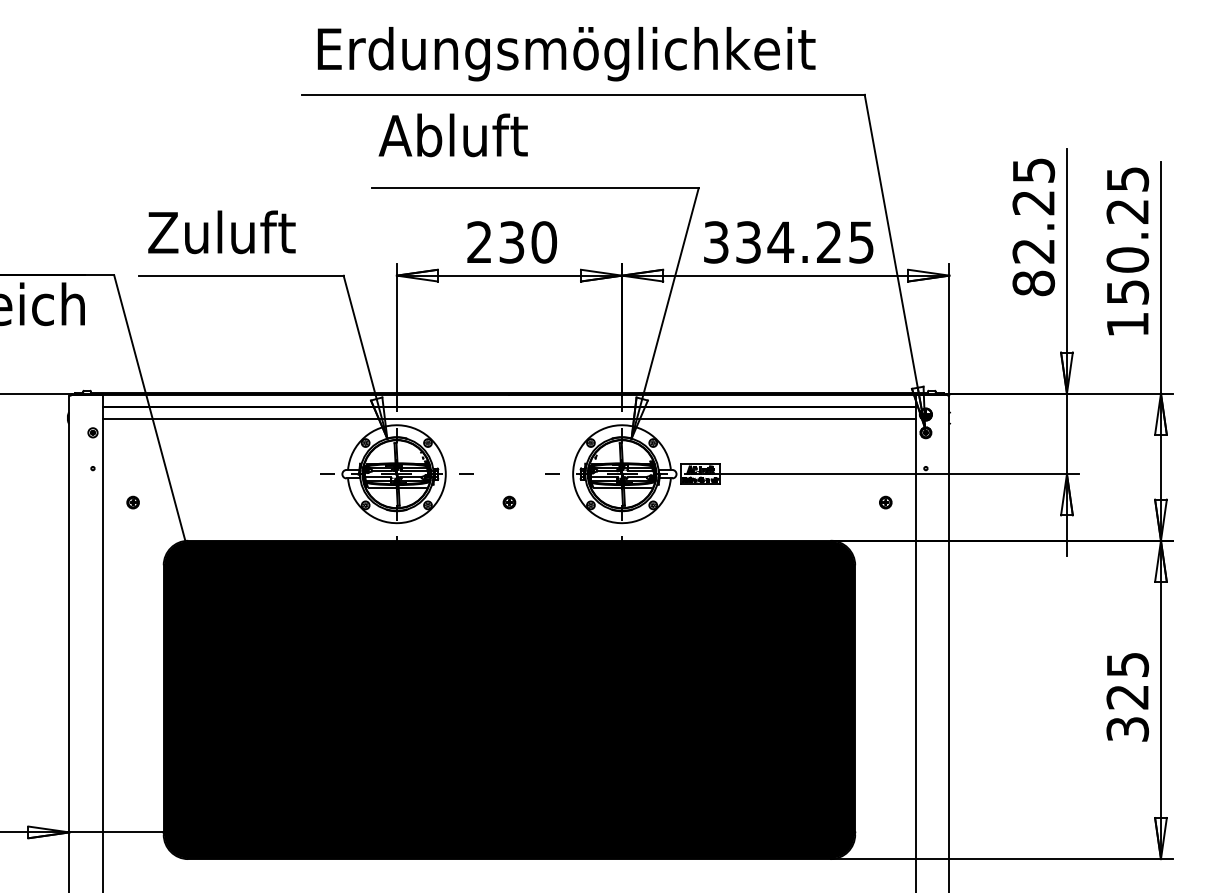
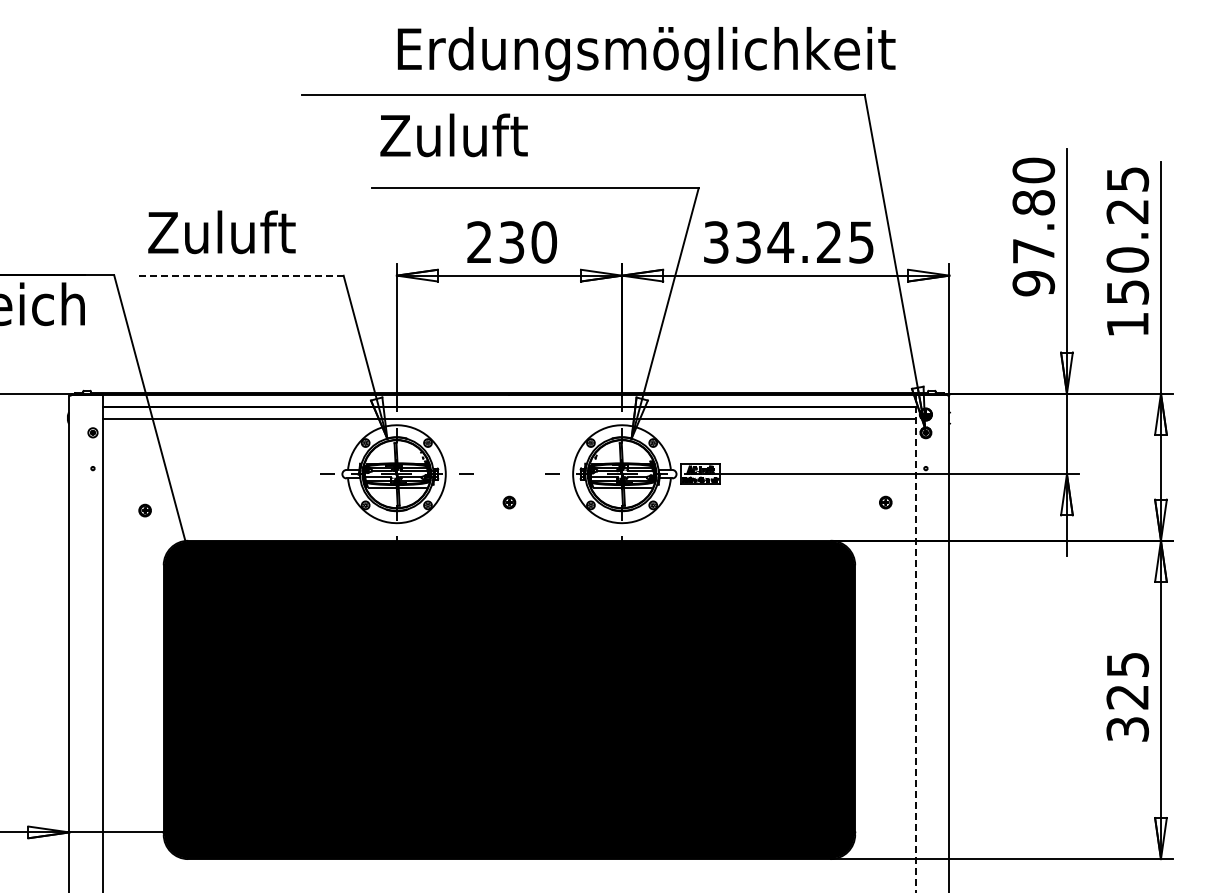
text position: (566, 54) -> (646, 54) (646, 54)
text: Abluft -> Zuluft (410, 135)
text: 82.25 -> 97.80 (1033, 226)
line: solid -> dashed (240, 275)
part position: (132, 502) -> (144, 510) (144, 510)
line: solid -> dashed (916, 643)
